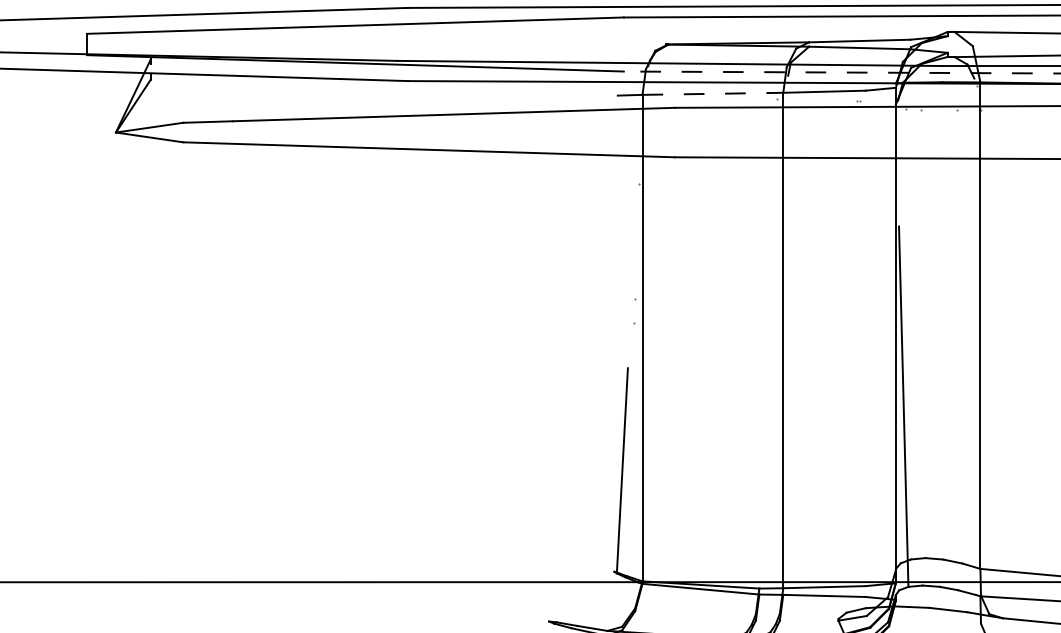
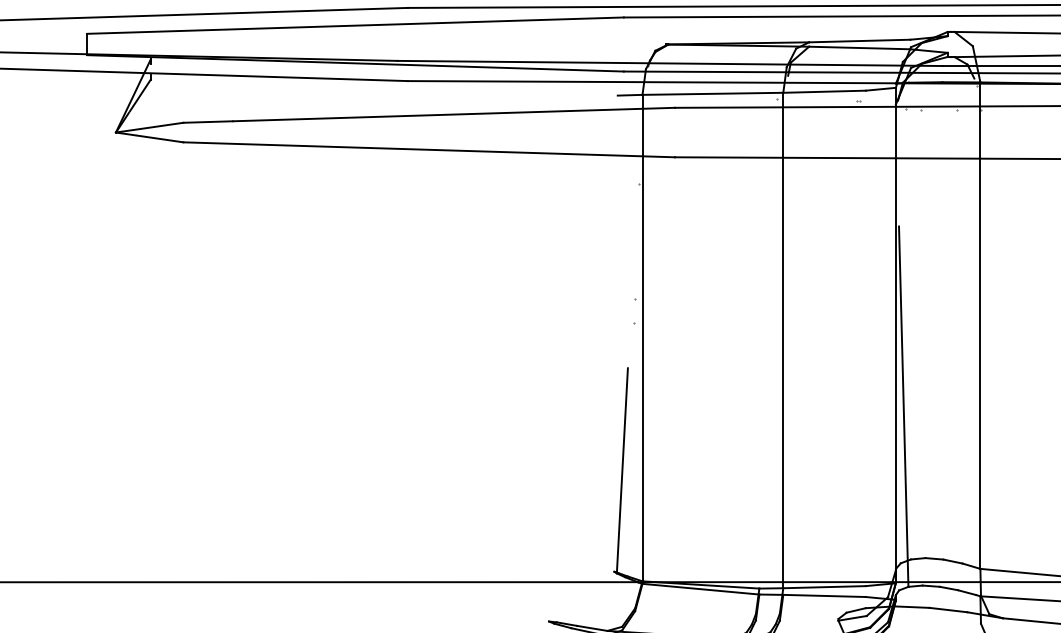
line: dashed -> solid (841, 72)
line: dashed -> solid (713, 93)
